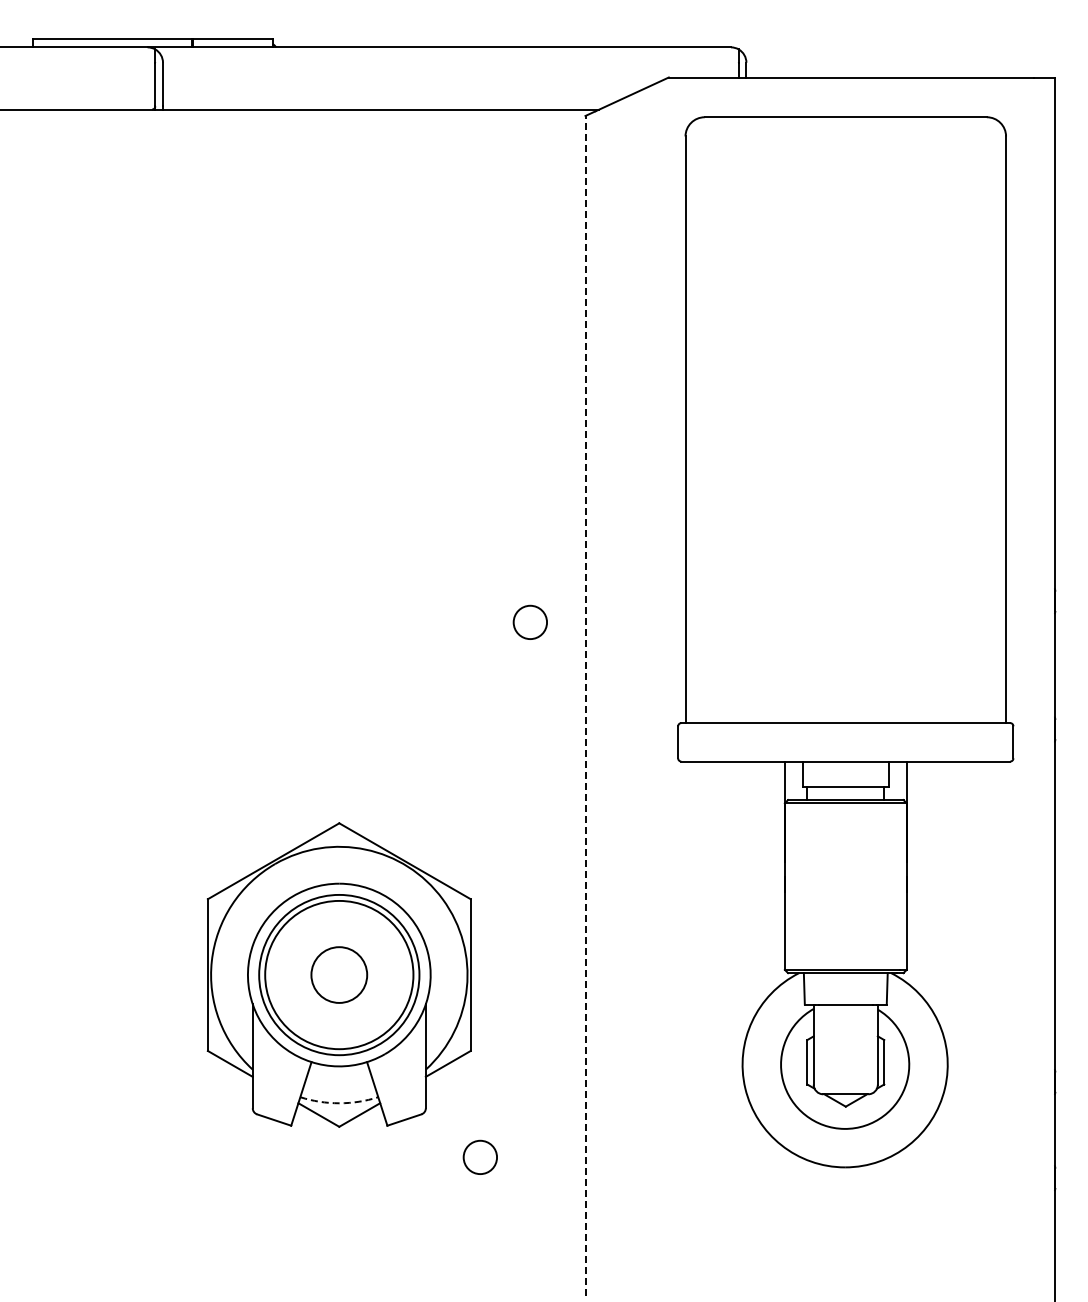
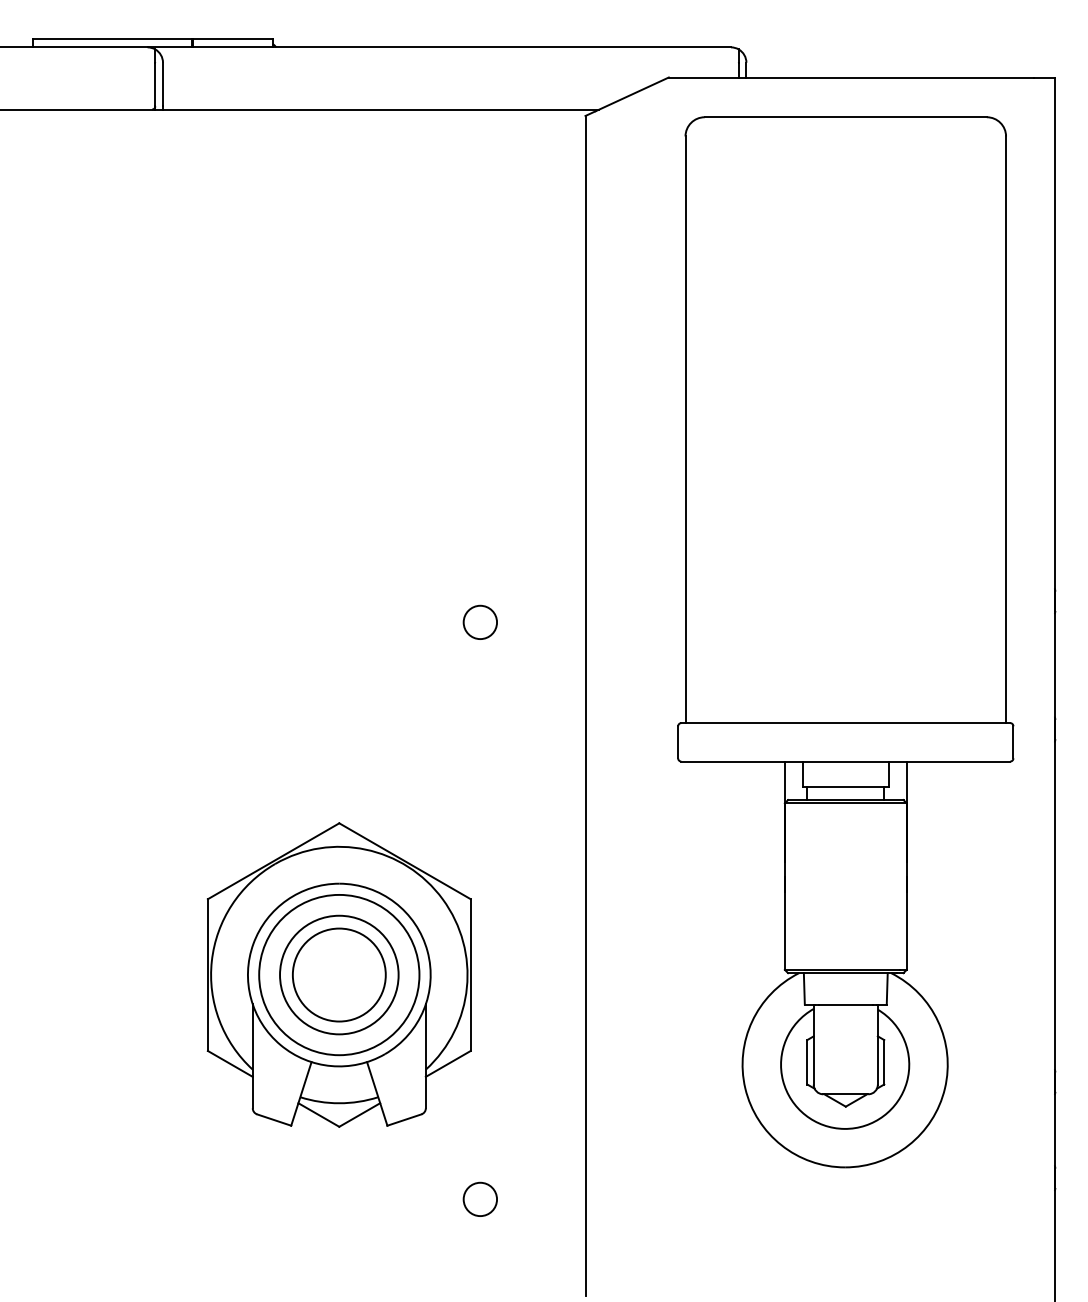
circle position: (529, 621) -> (479, 621) (479, 621)
line: dashed -> solid (585, 705)
circle diameter: 148 px -> 119 px (339, 974)
circle diameter: 56 px -> 93 px (338, 974)
arc: dashed -> solid (339, 1103)
circle position: (479, 1156) -> (479, 1198) (479, 1198)
